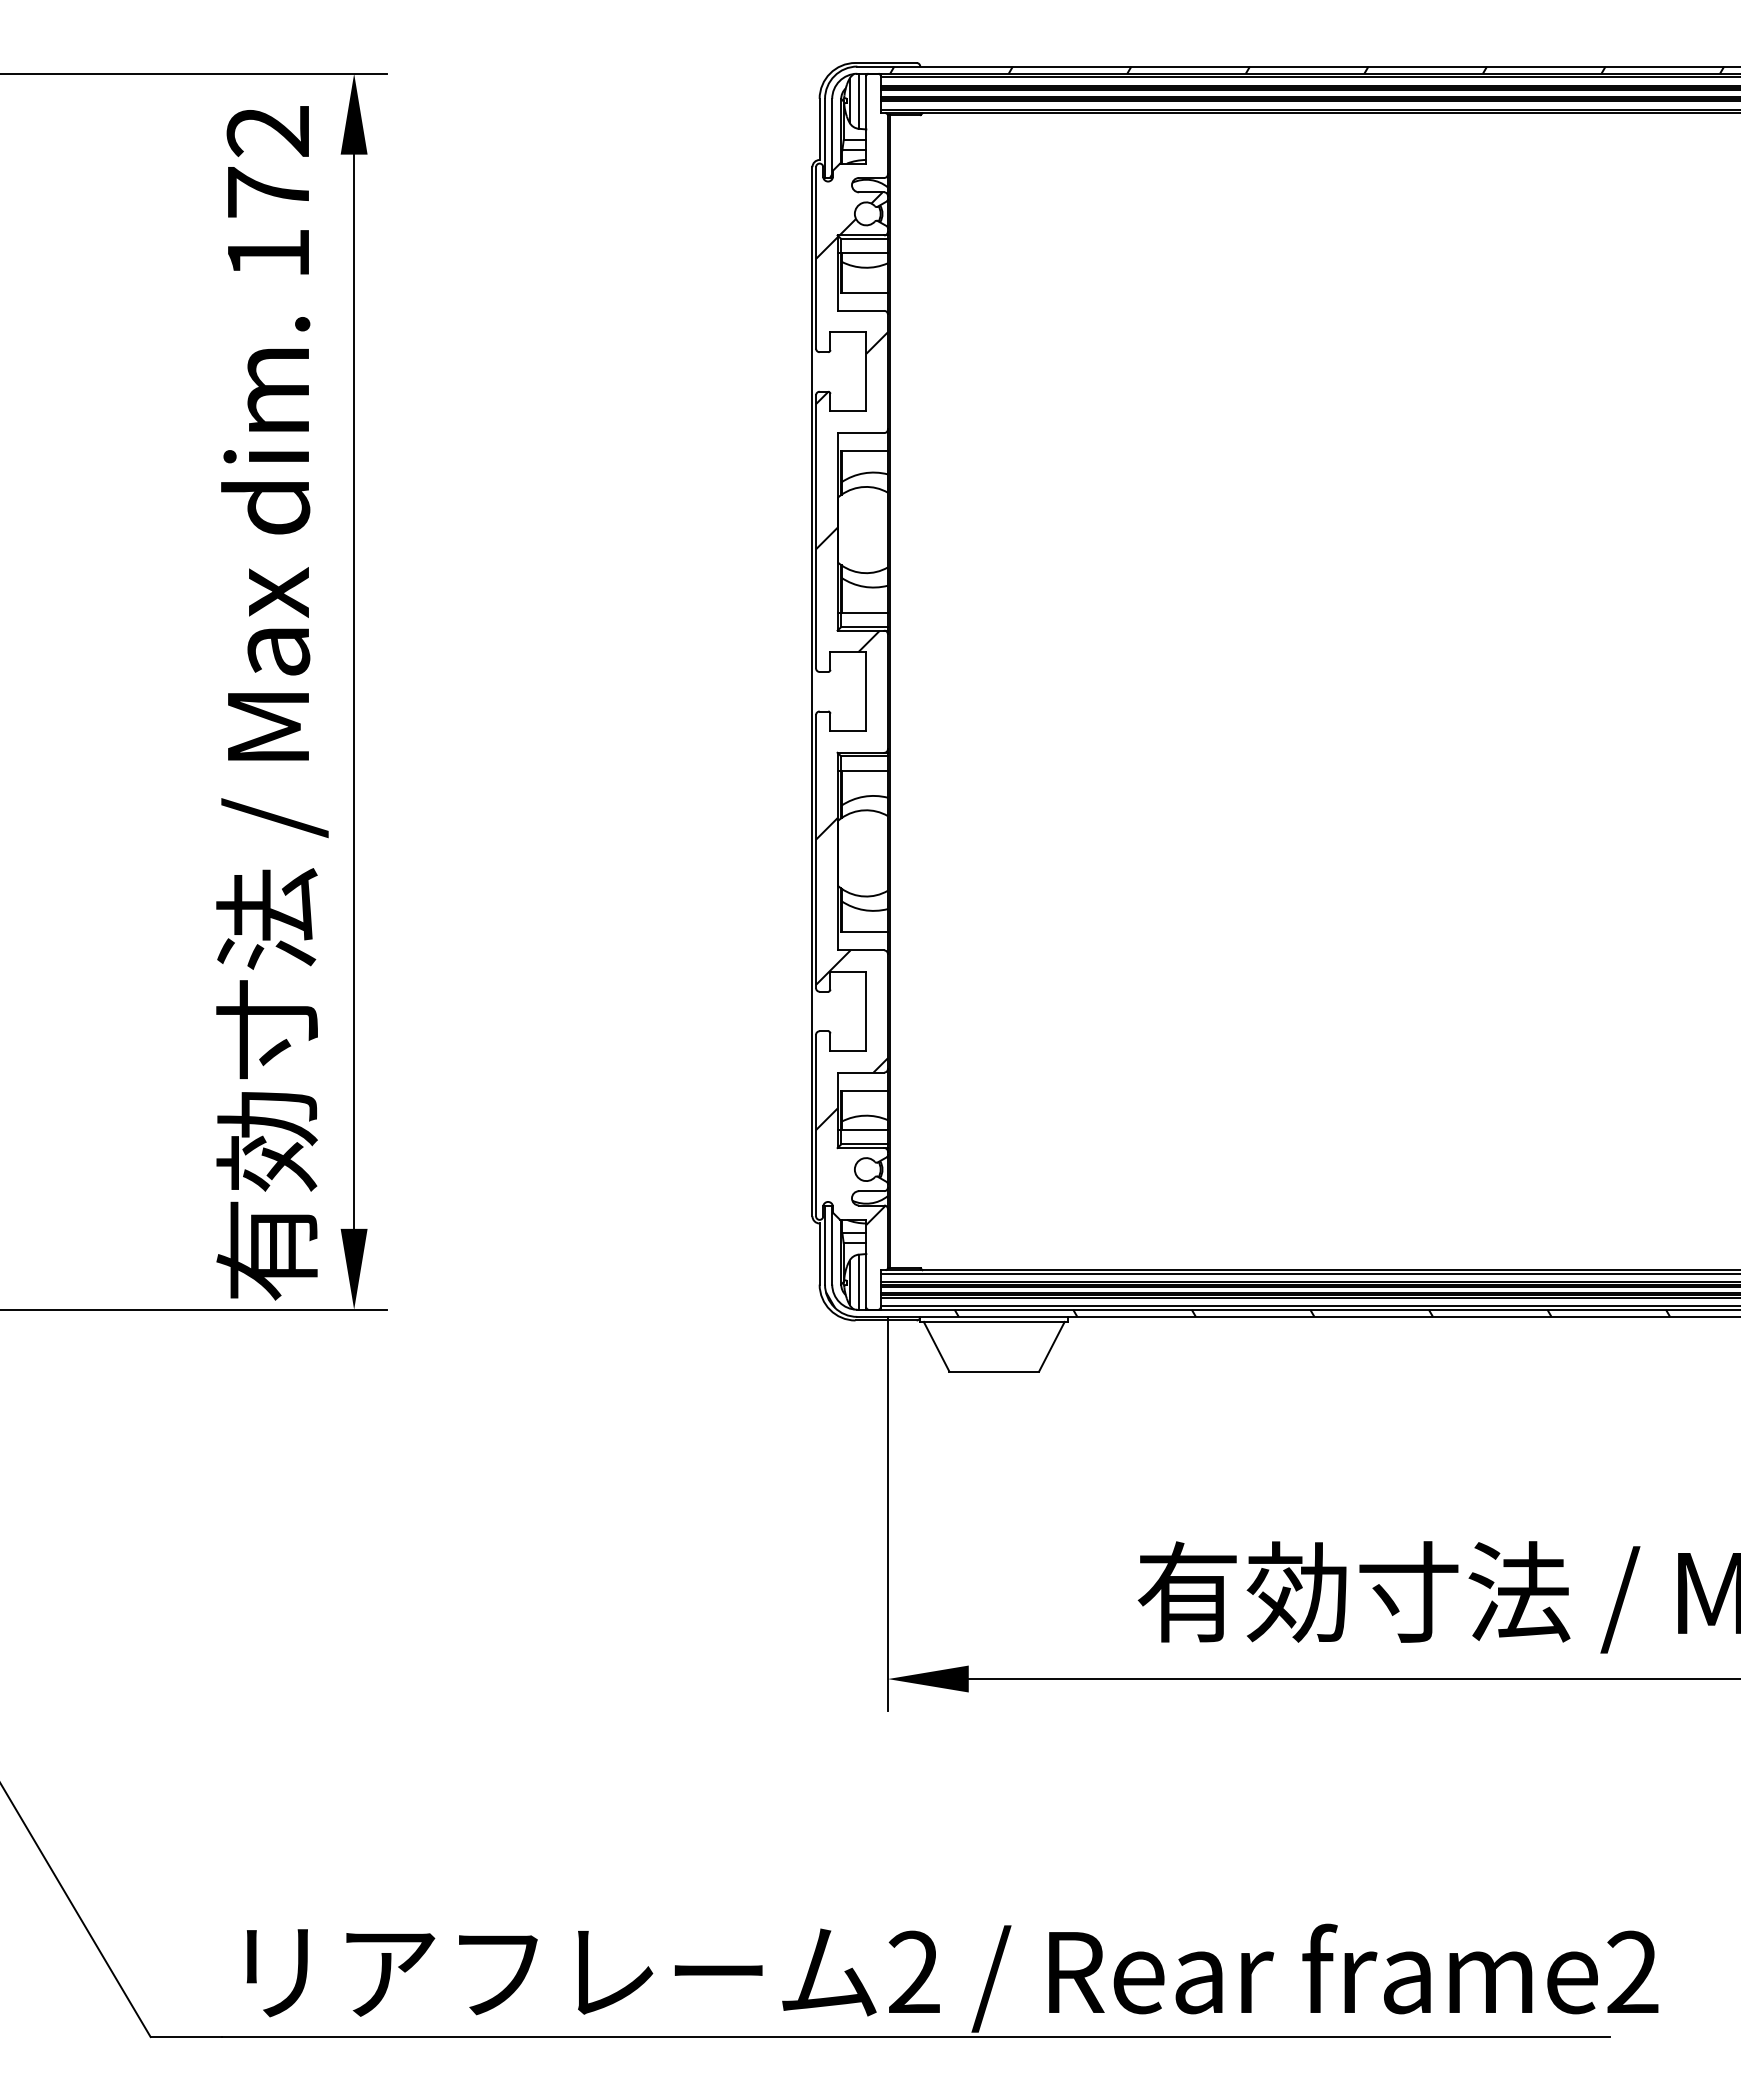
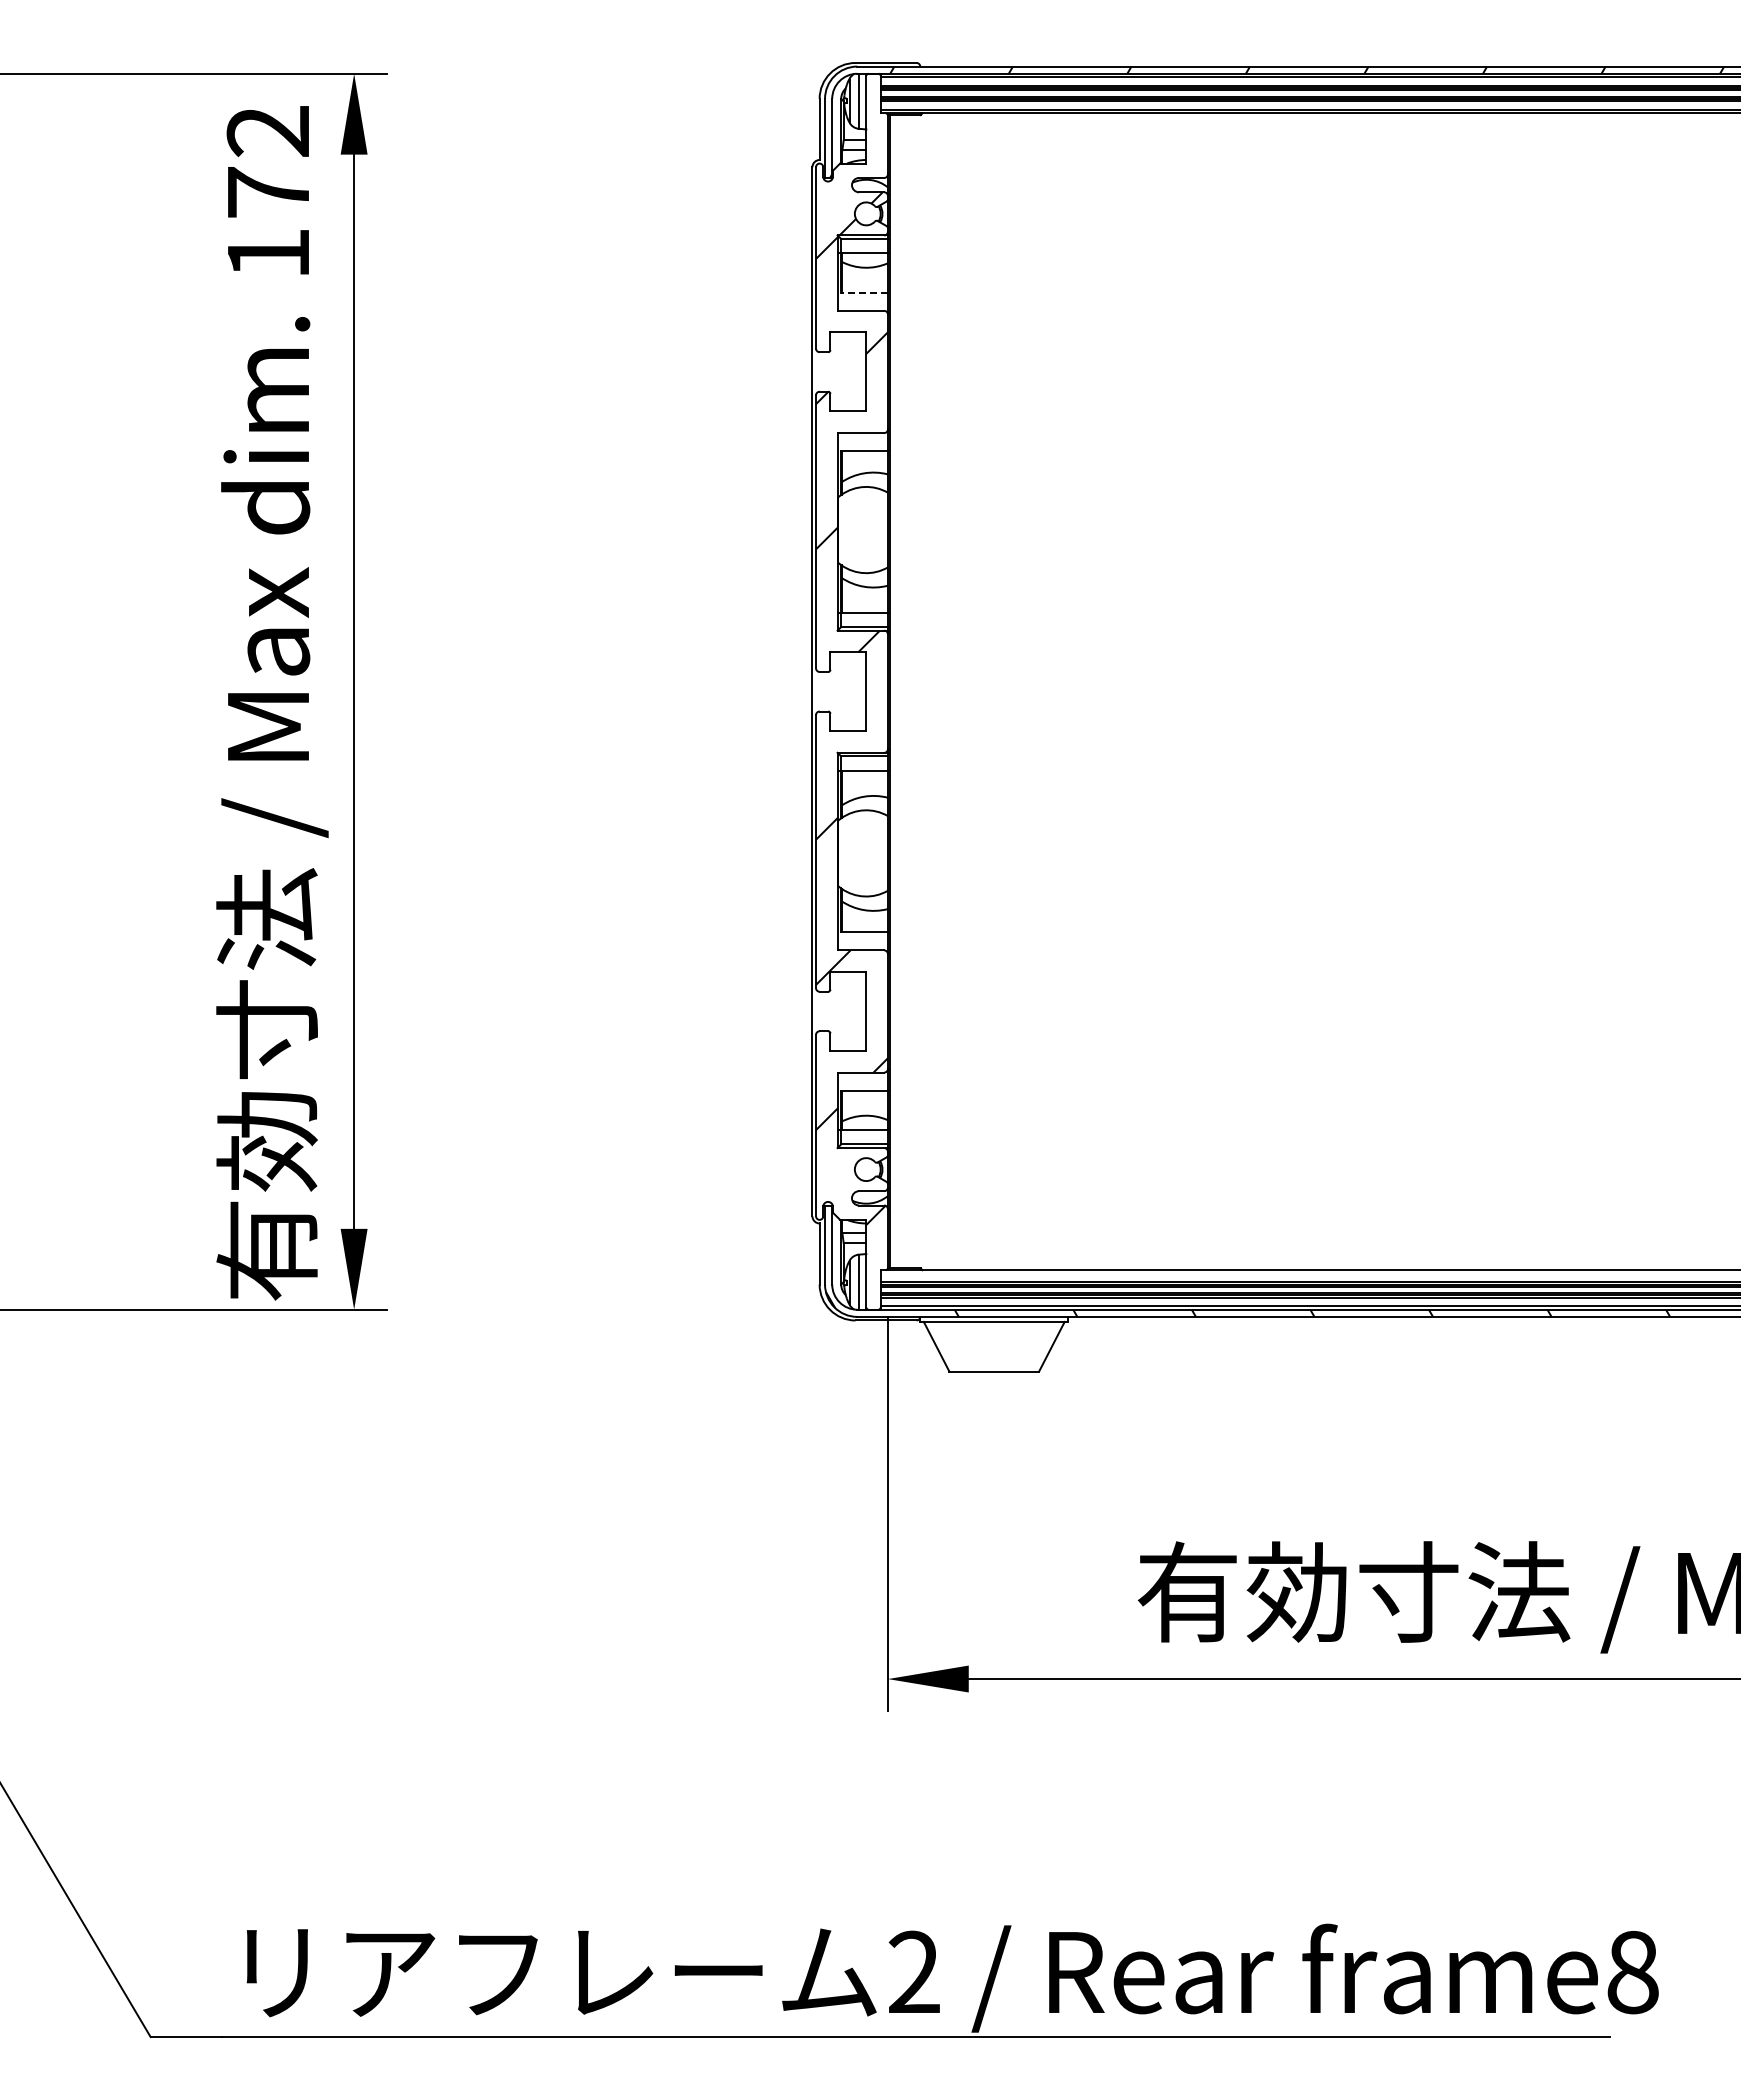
line: solid -> dashed (864, 292)
line: present -> none (1308, 1273)
text: frame2 -> frame8 (1632, 1972)
